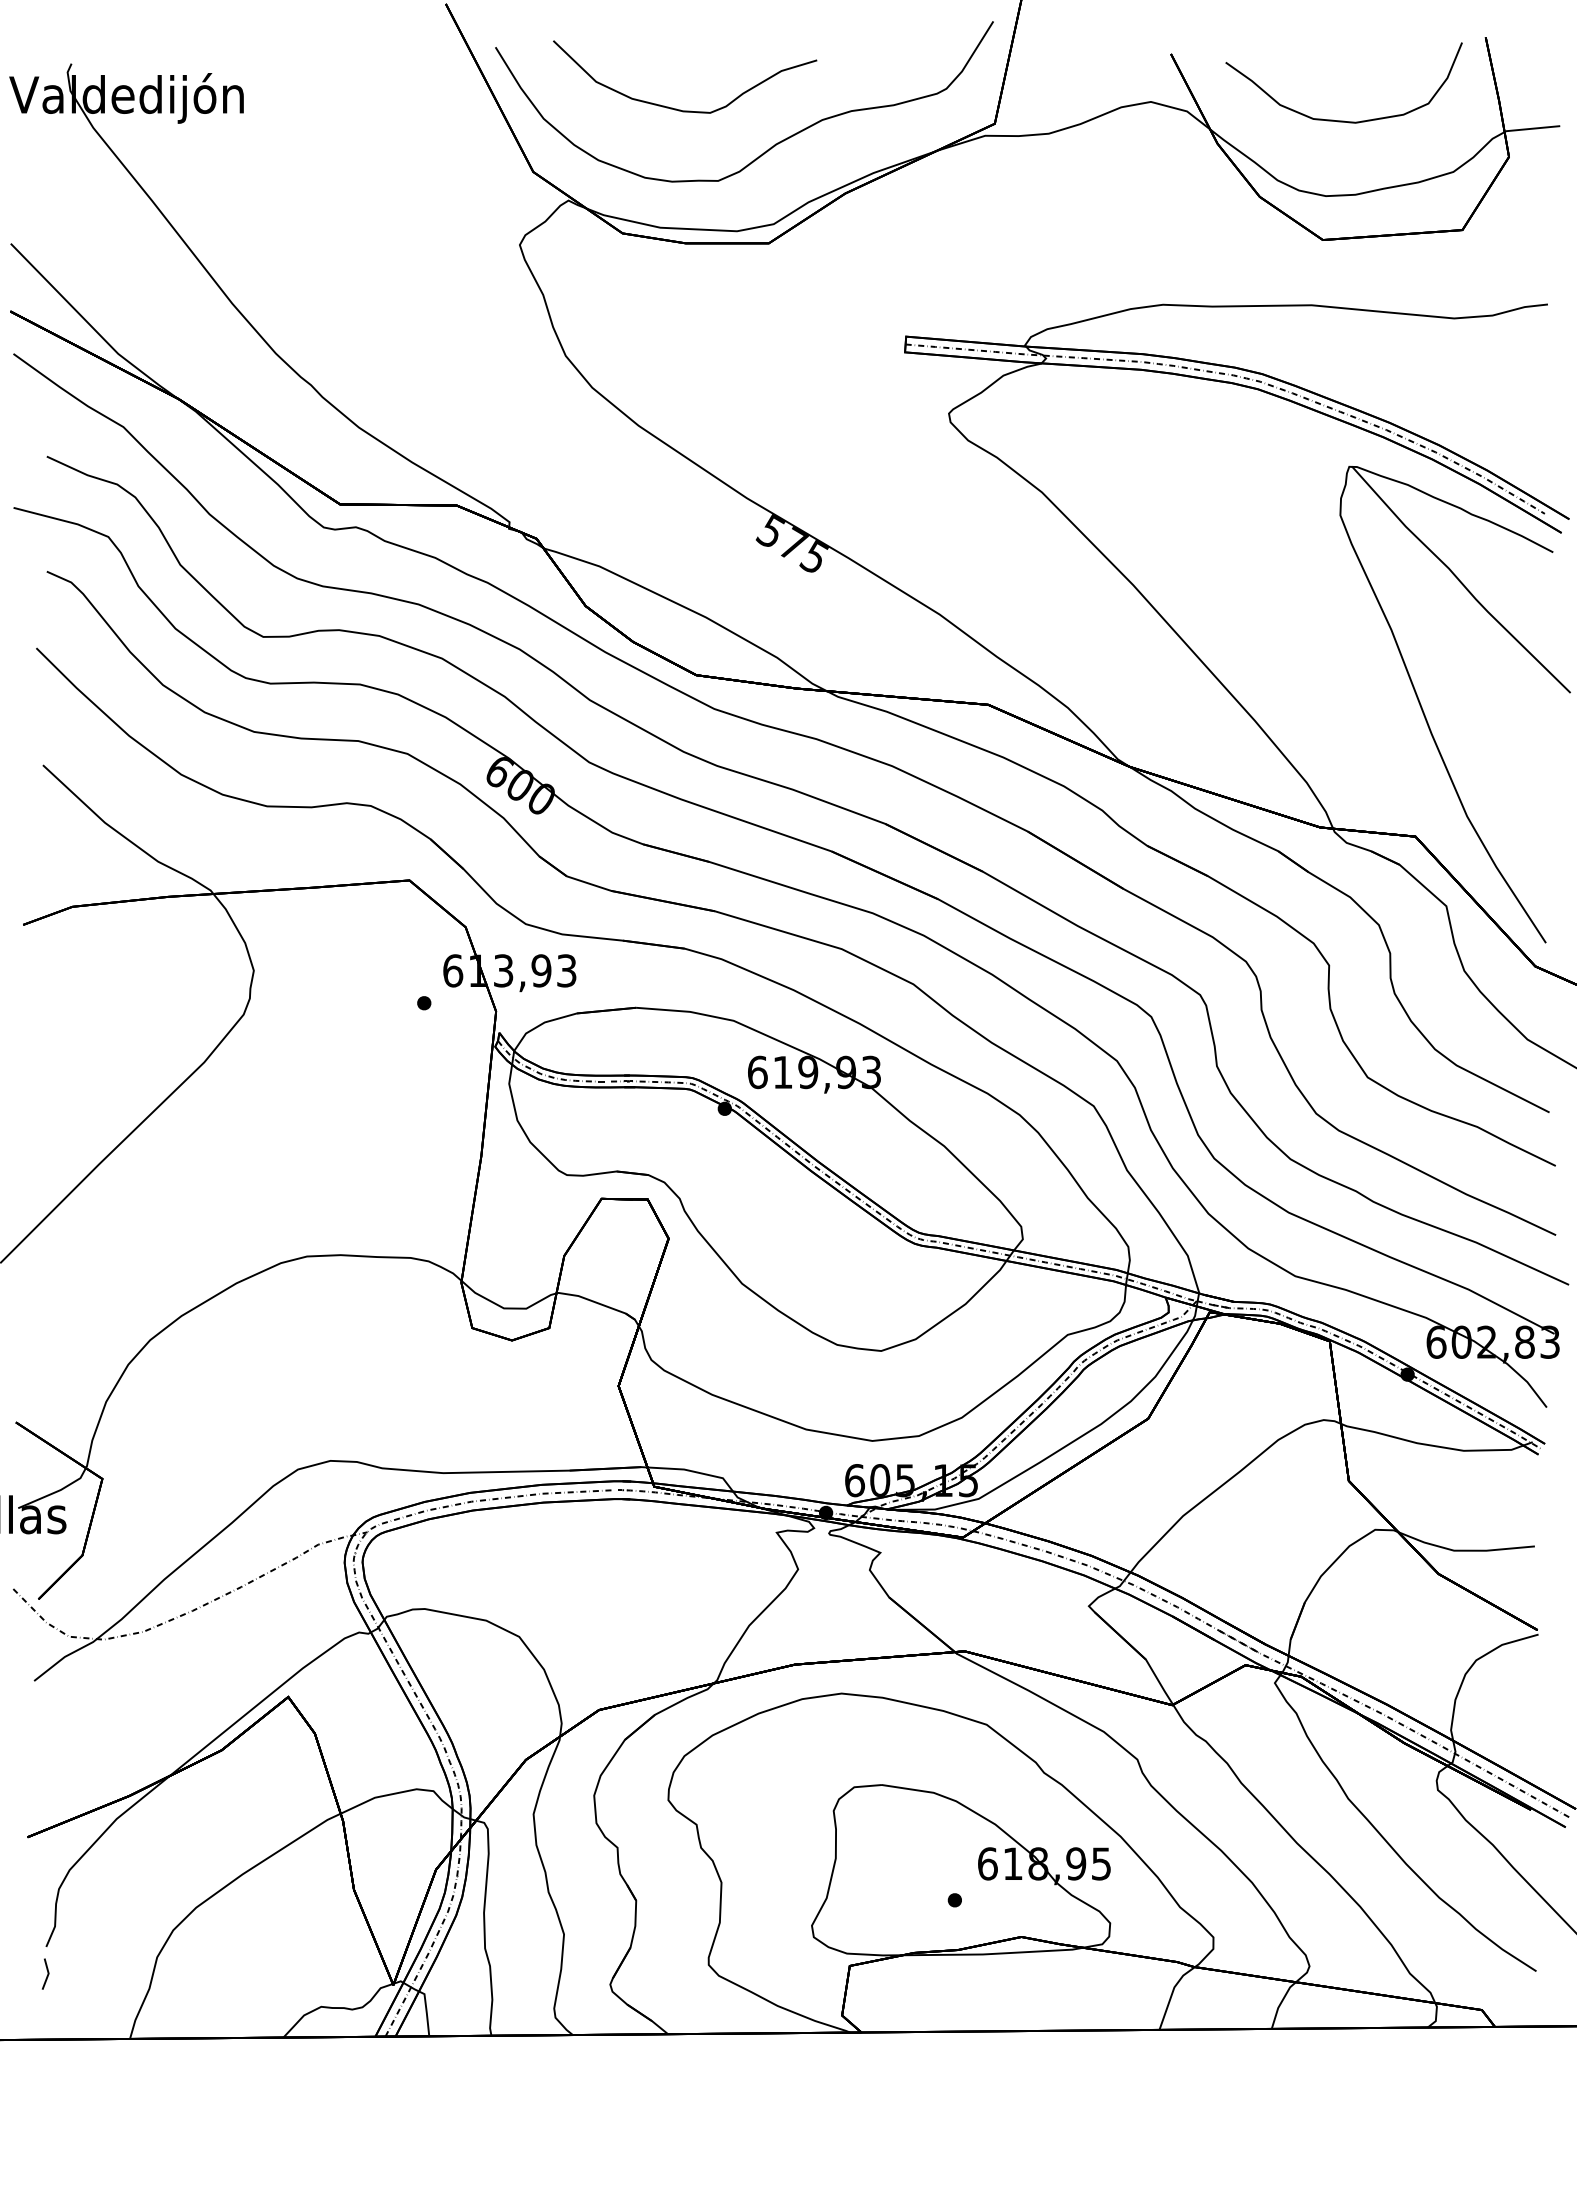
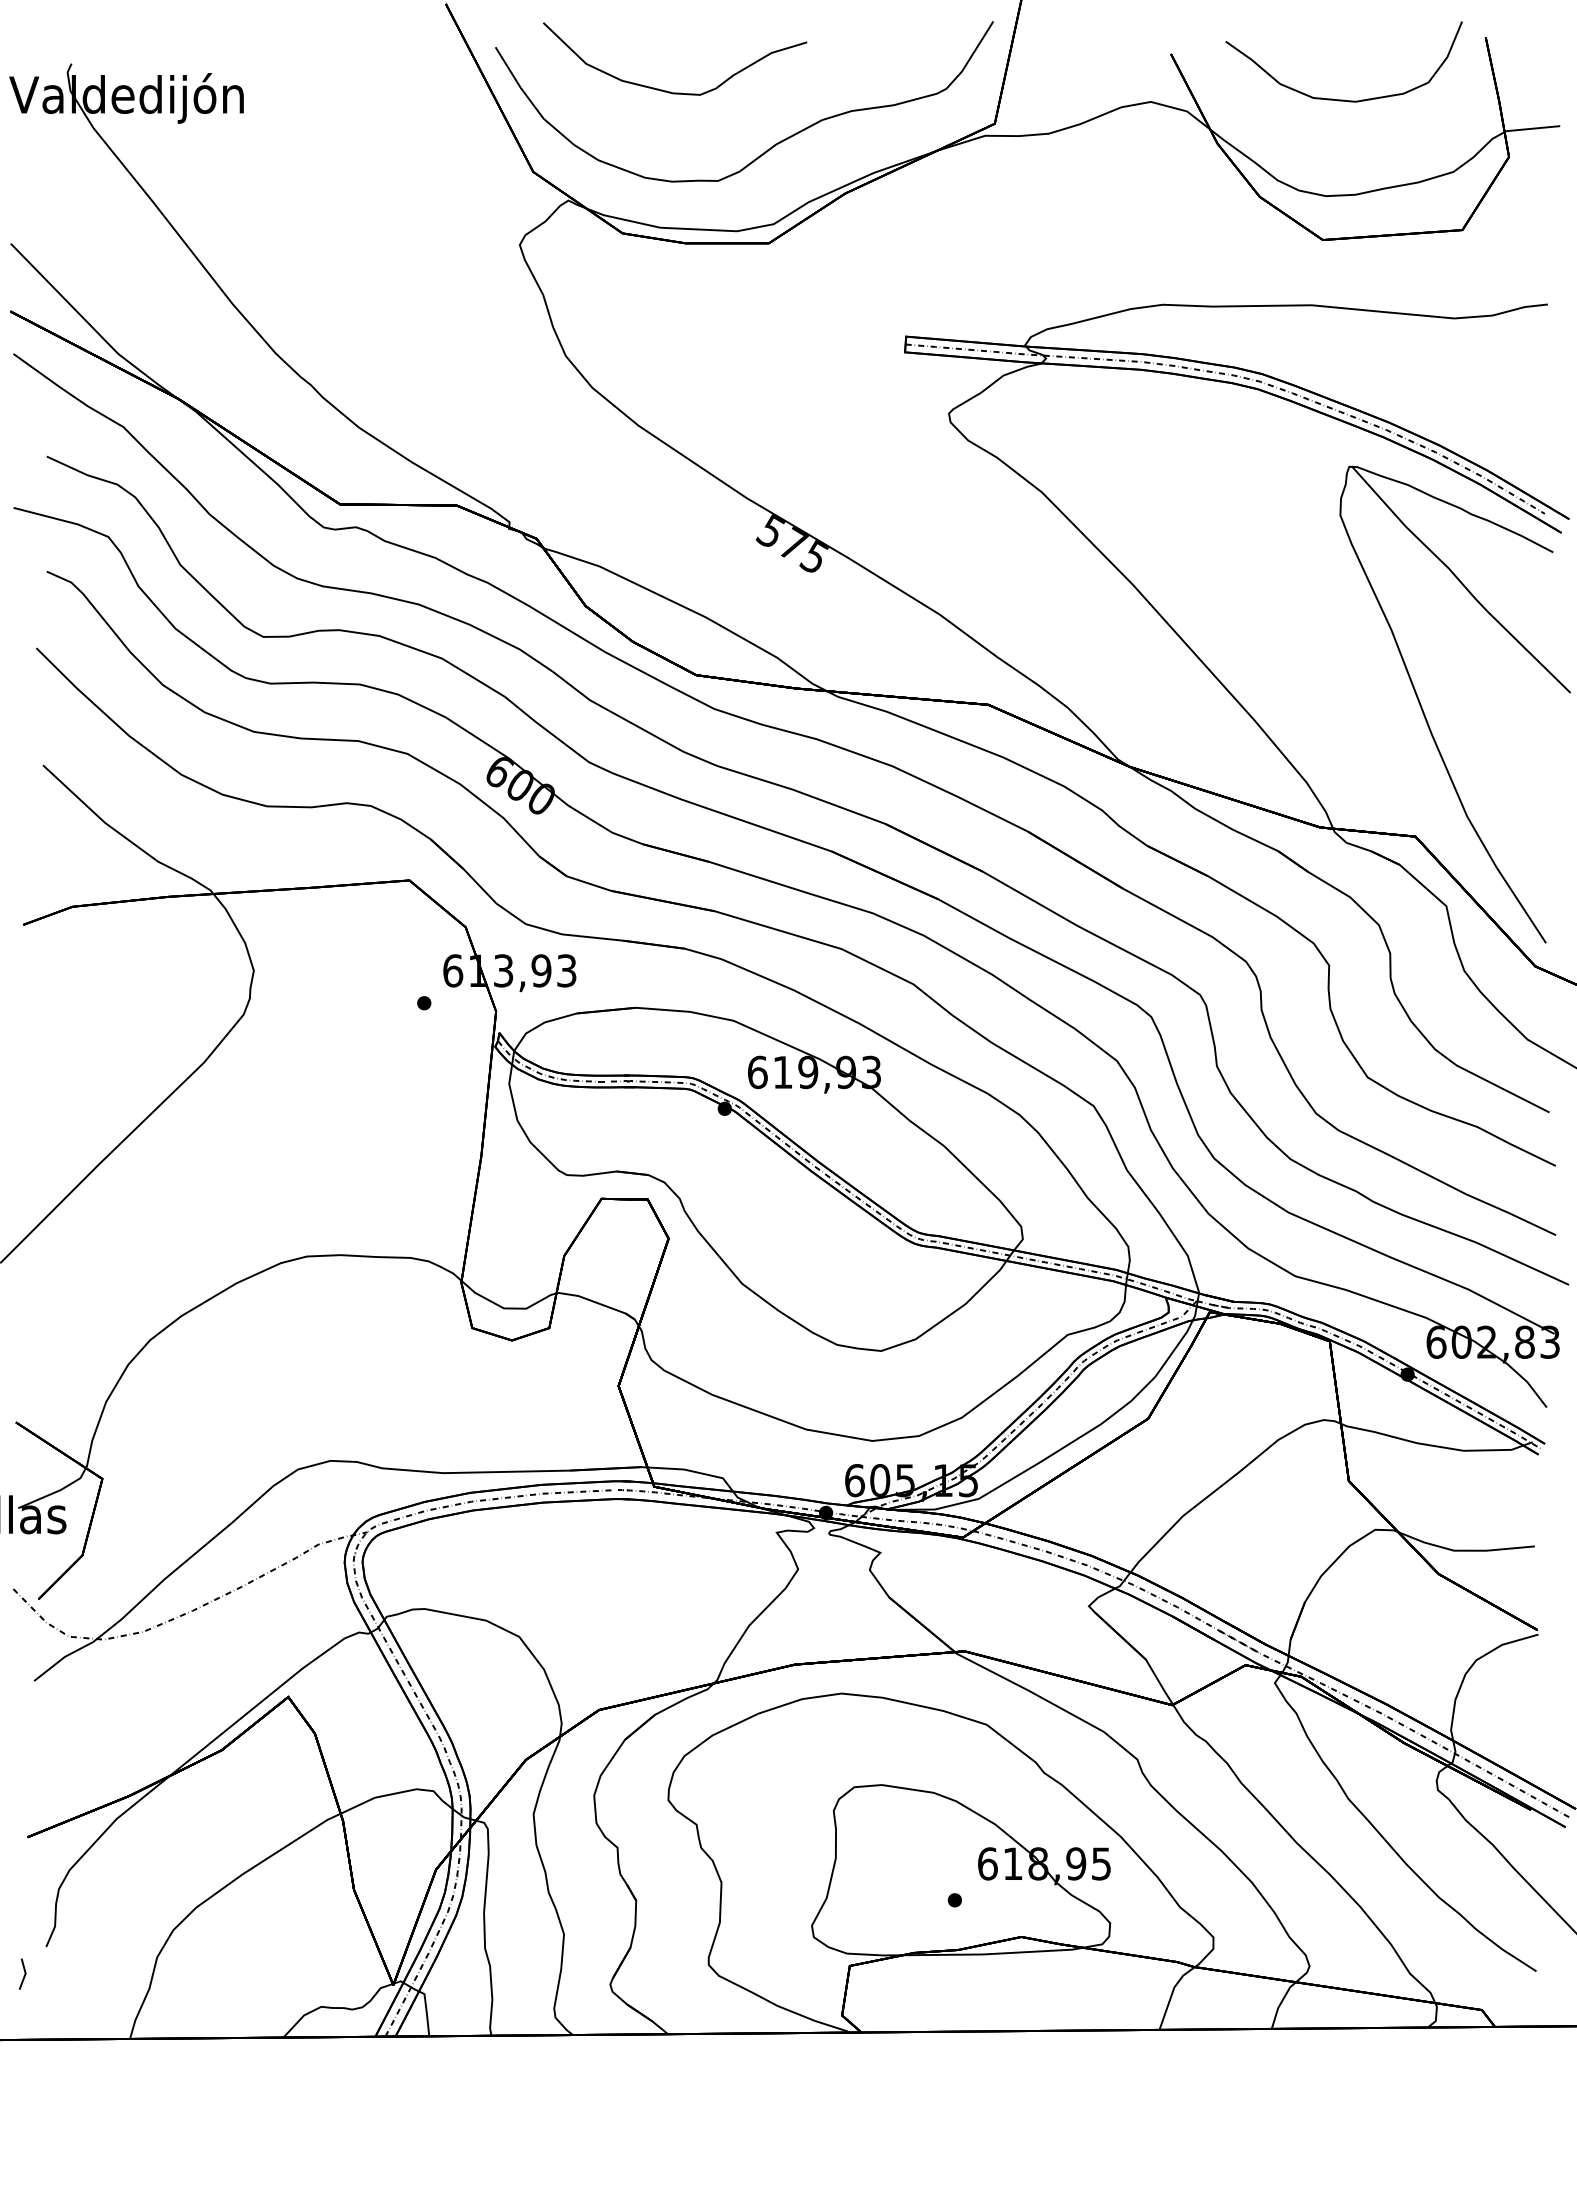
curve position: (676, 108) -> (666, 90) (666, 90)
curve position: (1343, 120) -> (1343, 99) (1343, 99)
line position: (47, 1973) -> (24, 1973) (24, 1973)
